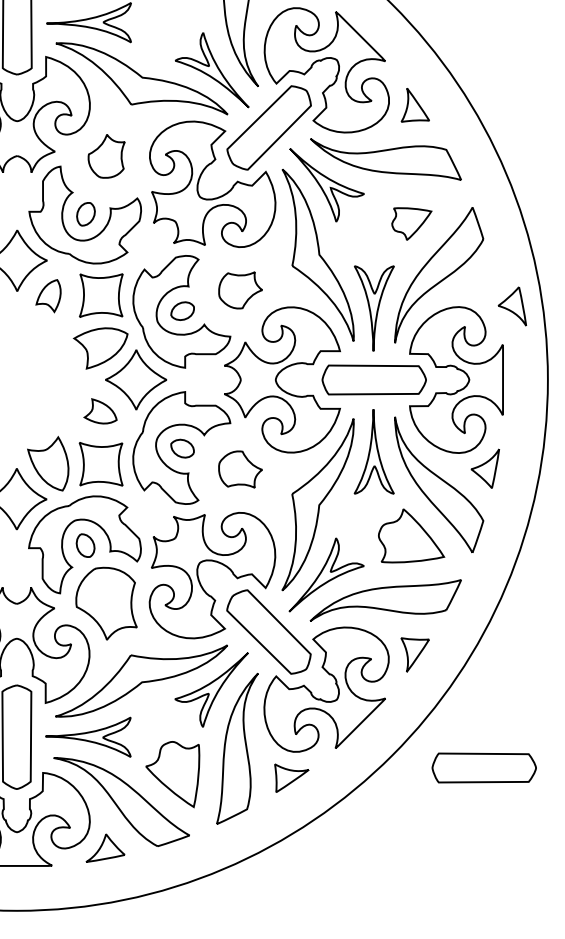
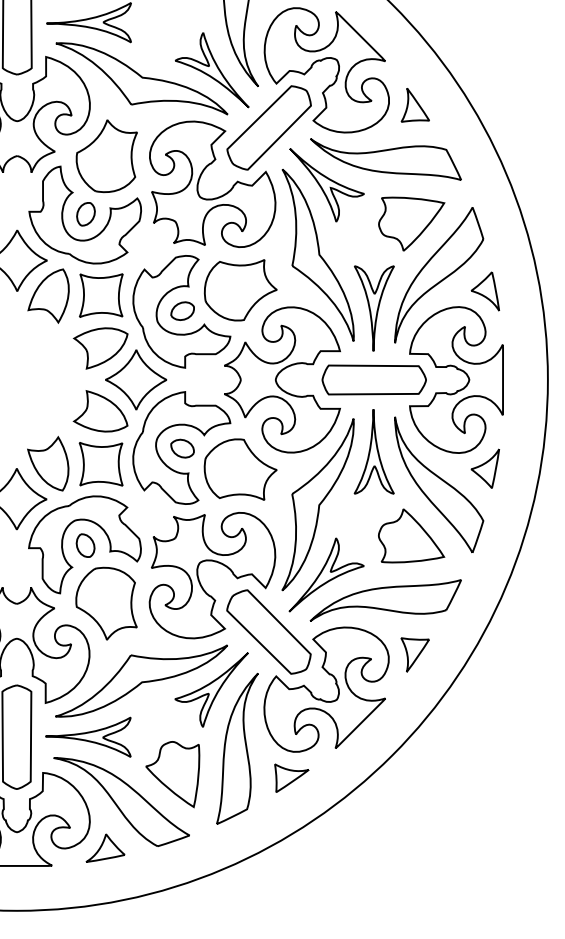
part size: 39x45 px -> 63x75 px (106, 156)
part size: 42x34 px -> 68x56 px (411, 223)
part size: 45x39 px -> 75x63 px (240, 290)
part size: 27x35 px -> 43x56 px (48, 295)
part position: (511, 306) -> (484, 291) (484, 291)
part size: 35x27 px -> 57x43 px (100, 411)
part size: 45x39 px -> 75x63 px (240, 469)
part: present -> none (483, 767)
